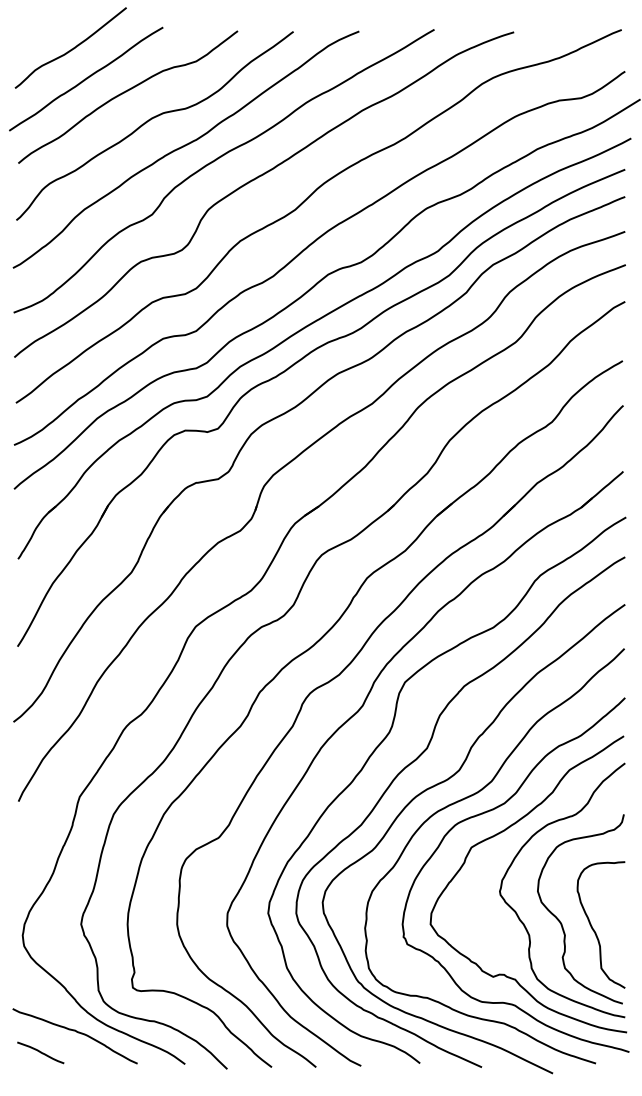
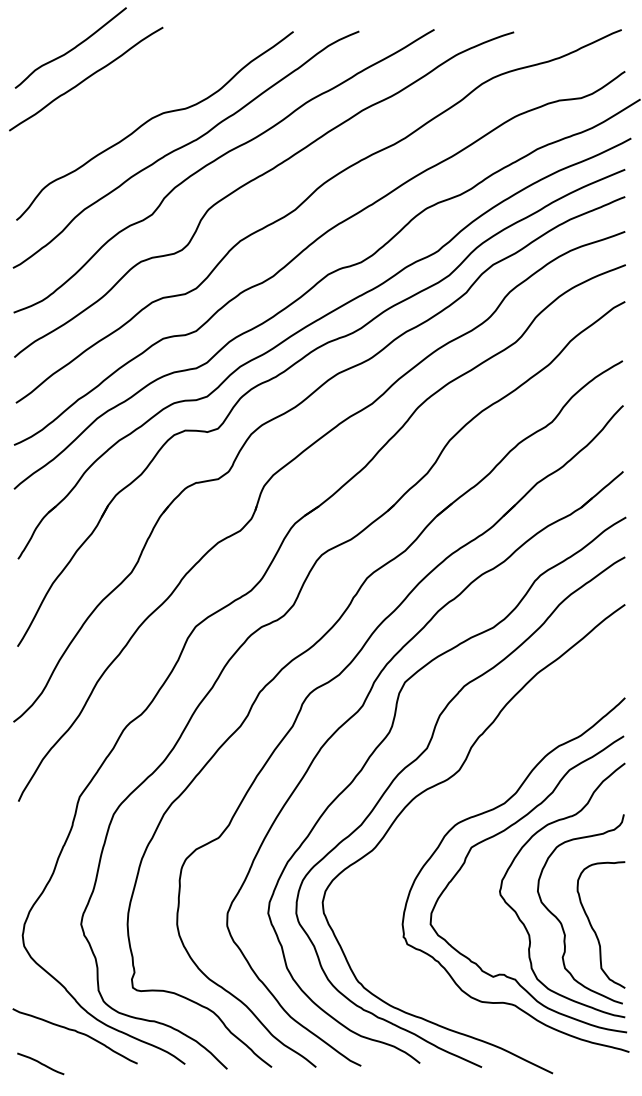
curve: present -> none (126, 92)
curve: present -> none (472, 796)
curve position: (40, 1052) -> (40, 1063) (40, 1063)
